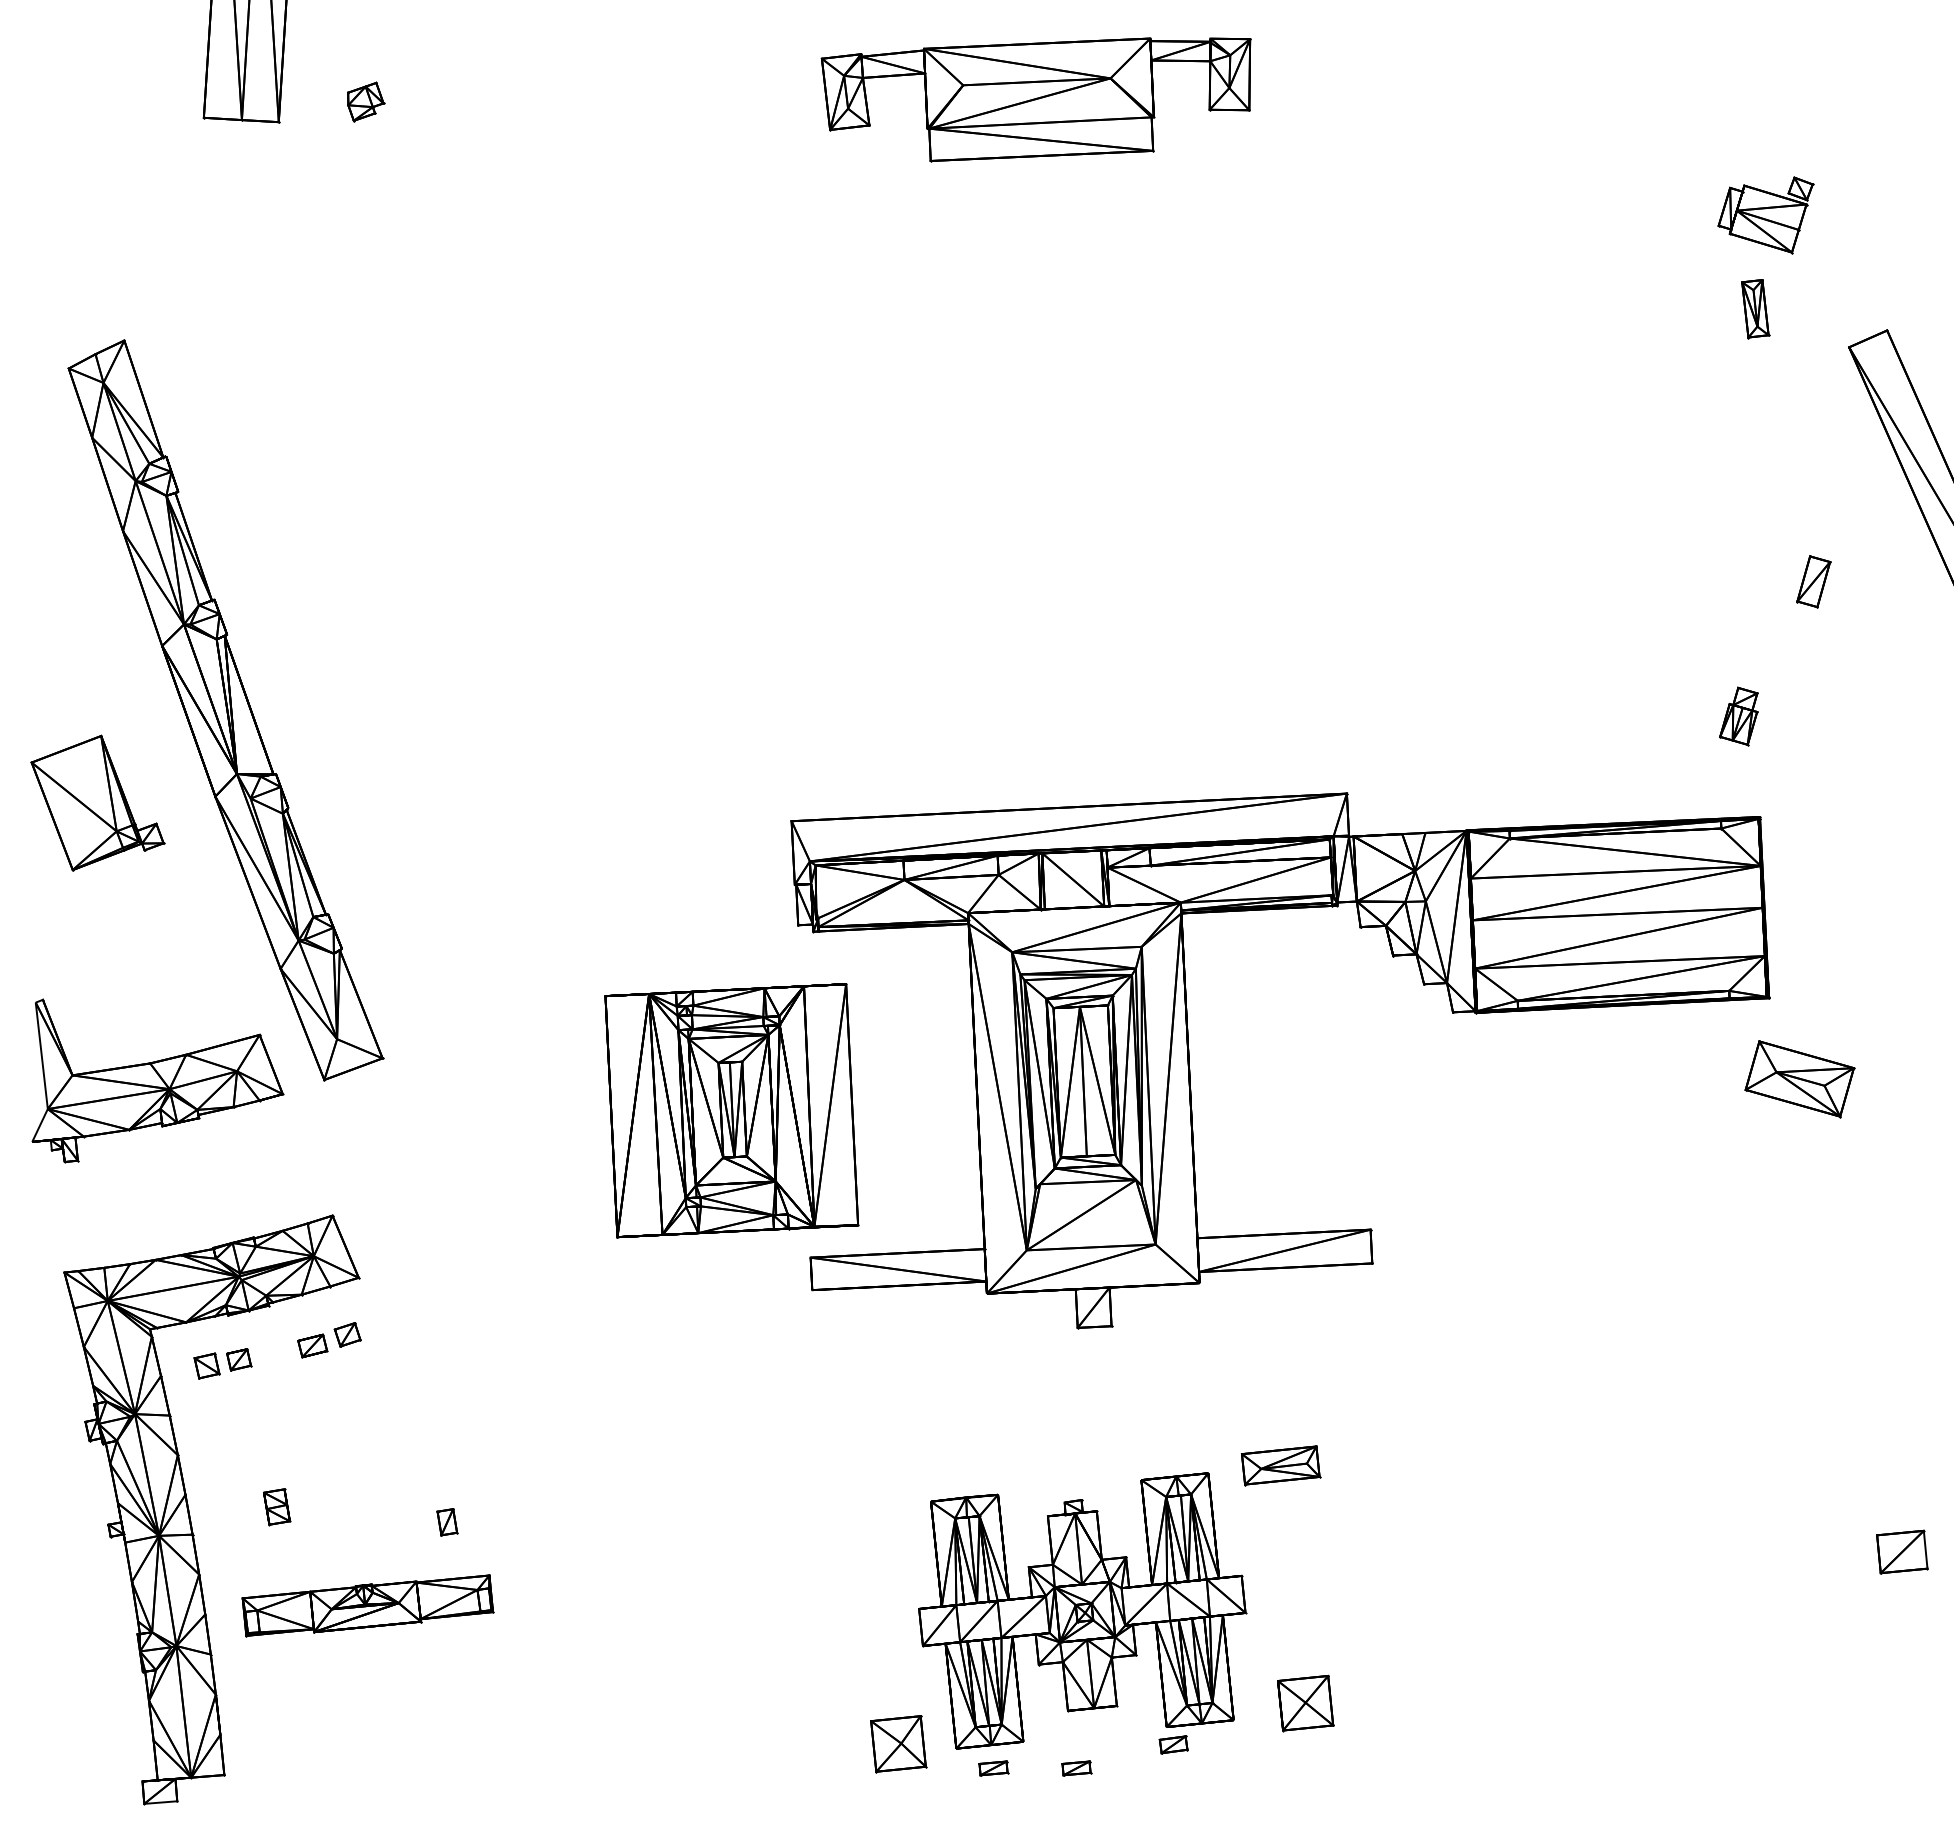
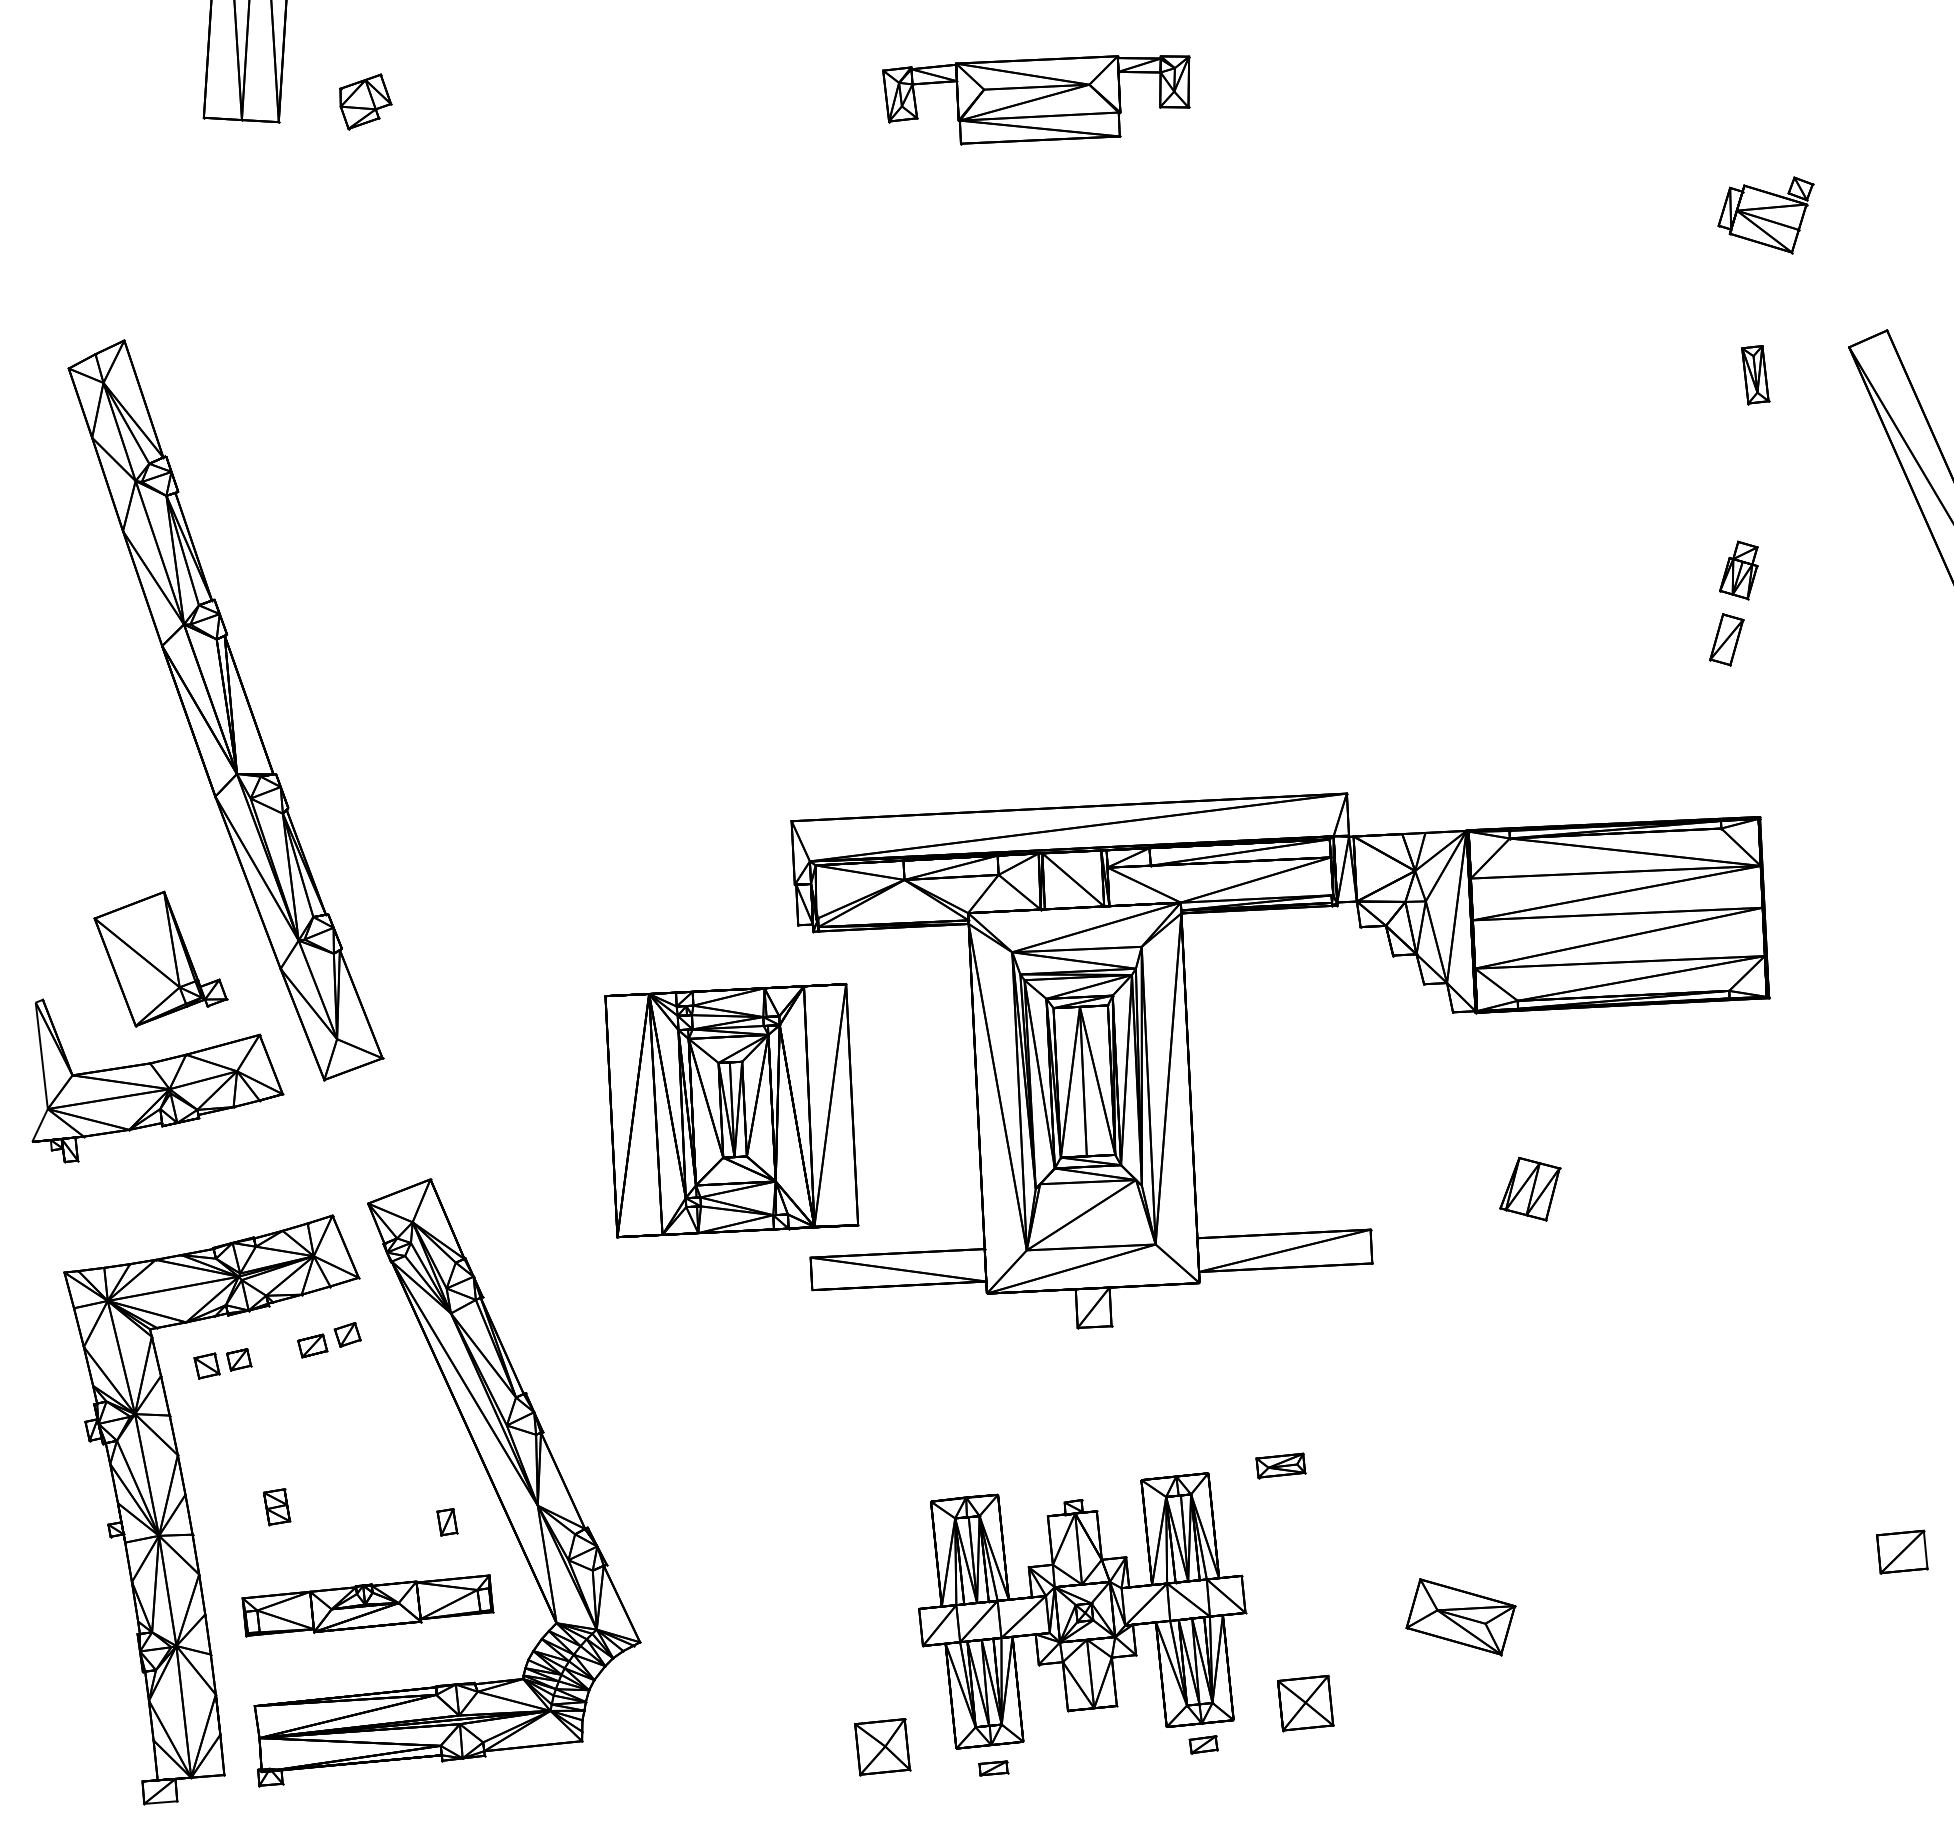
part size: 432x126 px -> 309x91 px (1036, 100)
part size: 39x42 px -> 54x58 px (365, 101)
part position: (1755, 309) -> (1755, 375) (1755, 375)
part position: (1813, 581) -> (1726, 639) (1726, 639)
part position: (1738, 716) -> (1738, 570) (1738, 570)
part position: (97, 802) -> (160, 958) (160, 958)
part position: (1799, 1079) -> (1460, 1617) (1460, 1617)
part: none -> present (1530, 1188)
part size: 81x42 px -> 52x28 px (1280, 1465)
part: none -> present (484, 1468)
part position: (898, 1744) -> (882, 1747) (882, 1747)
part position: (1173, 1744) -> (1203, 1744) (1203, 1744)
part: present -> none (1076, 1768)
